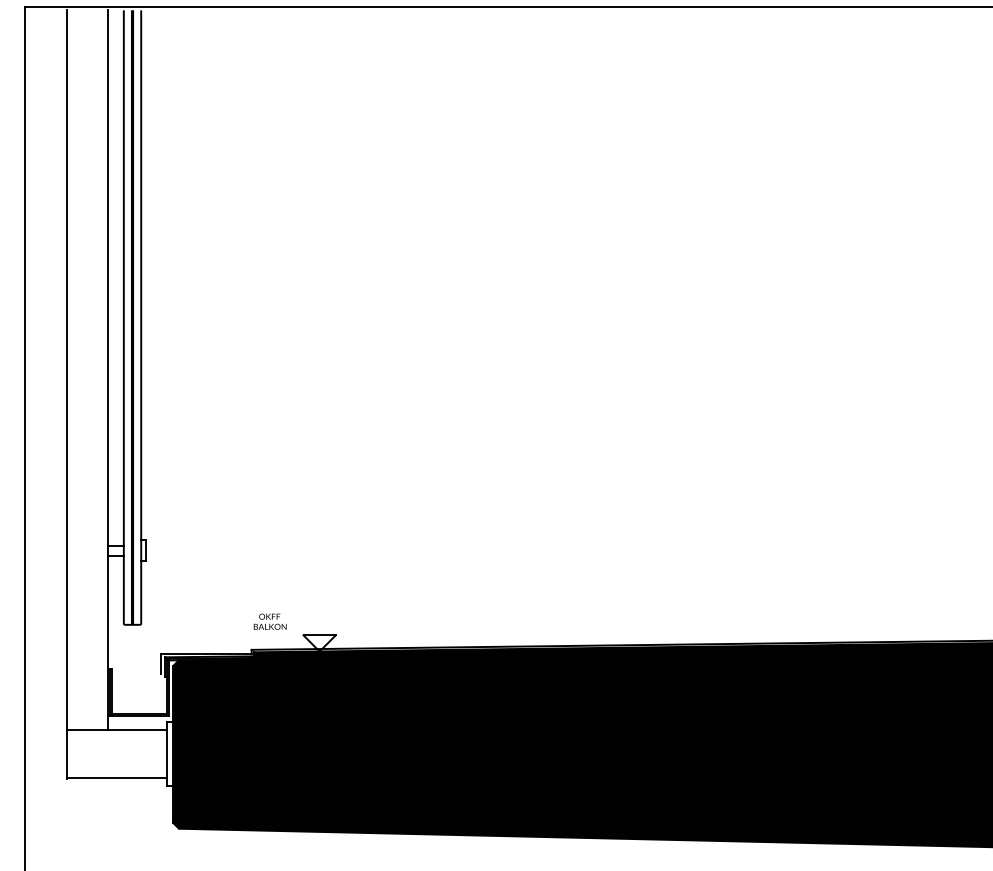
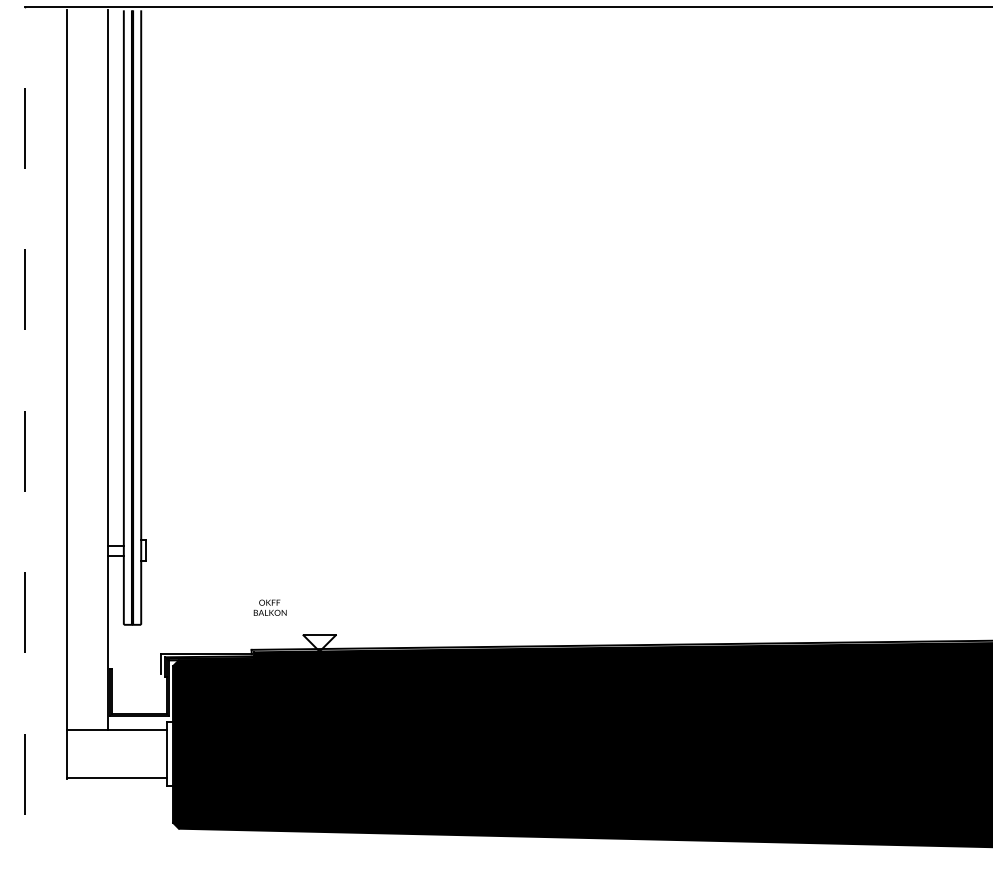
line: solid -> dashed (24, 438)
text position: (269, 621) -> (269, 607) (269, 607)
